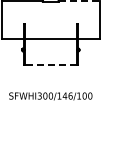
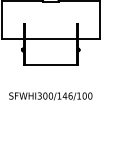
line: dashed -> solid (79, 0)
line: dashed -> solid (50, 64)
